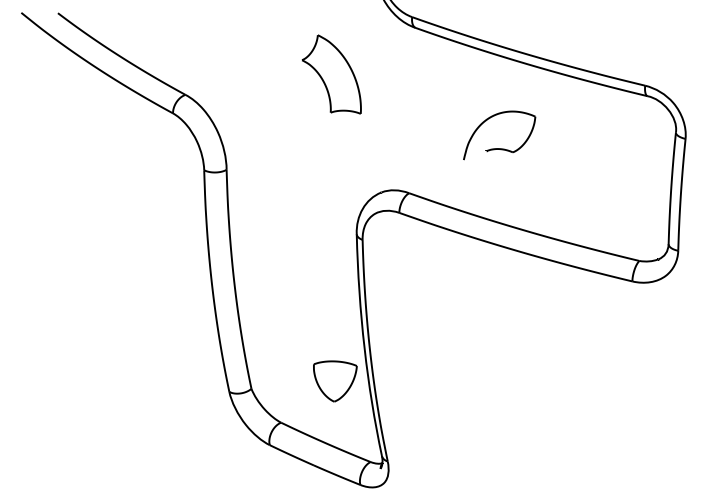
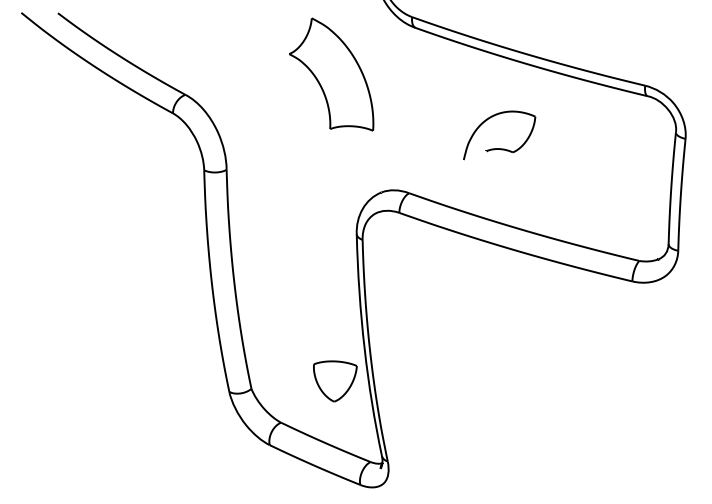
part size: 61x81 px -> 86x115 px (331, 74)
